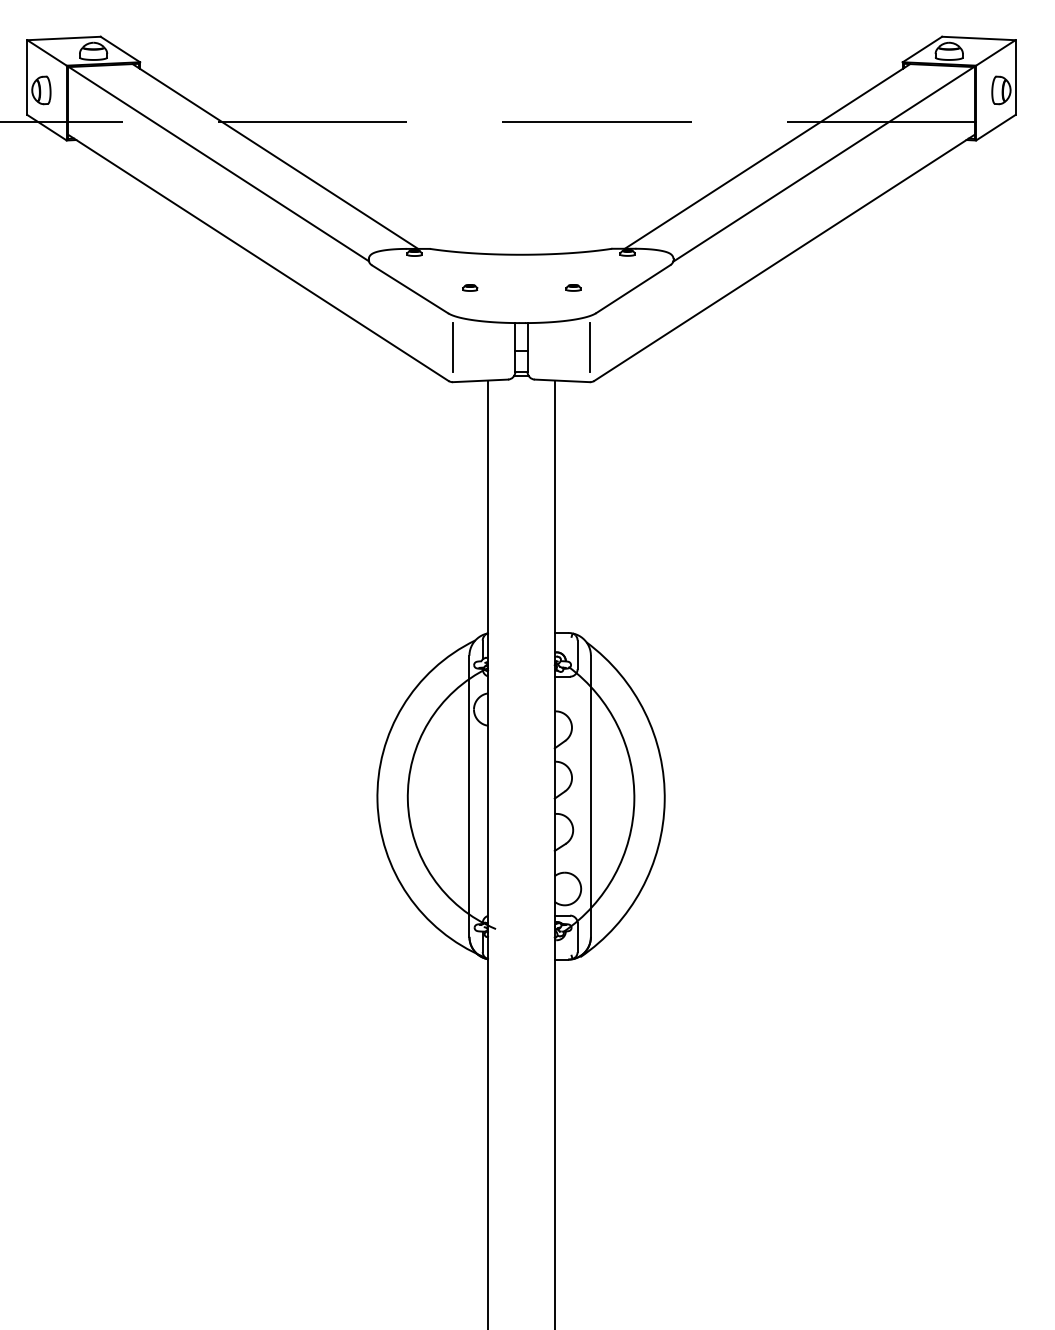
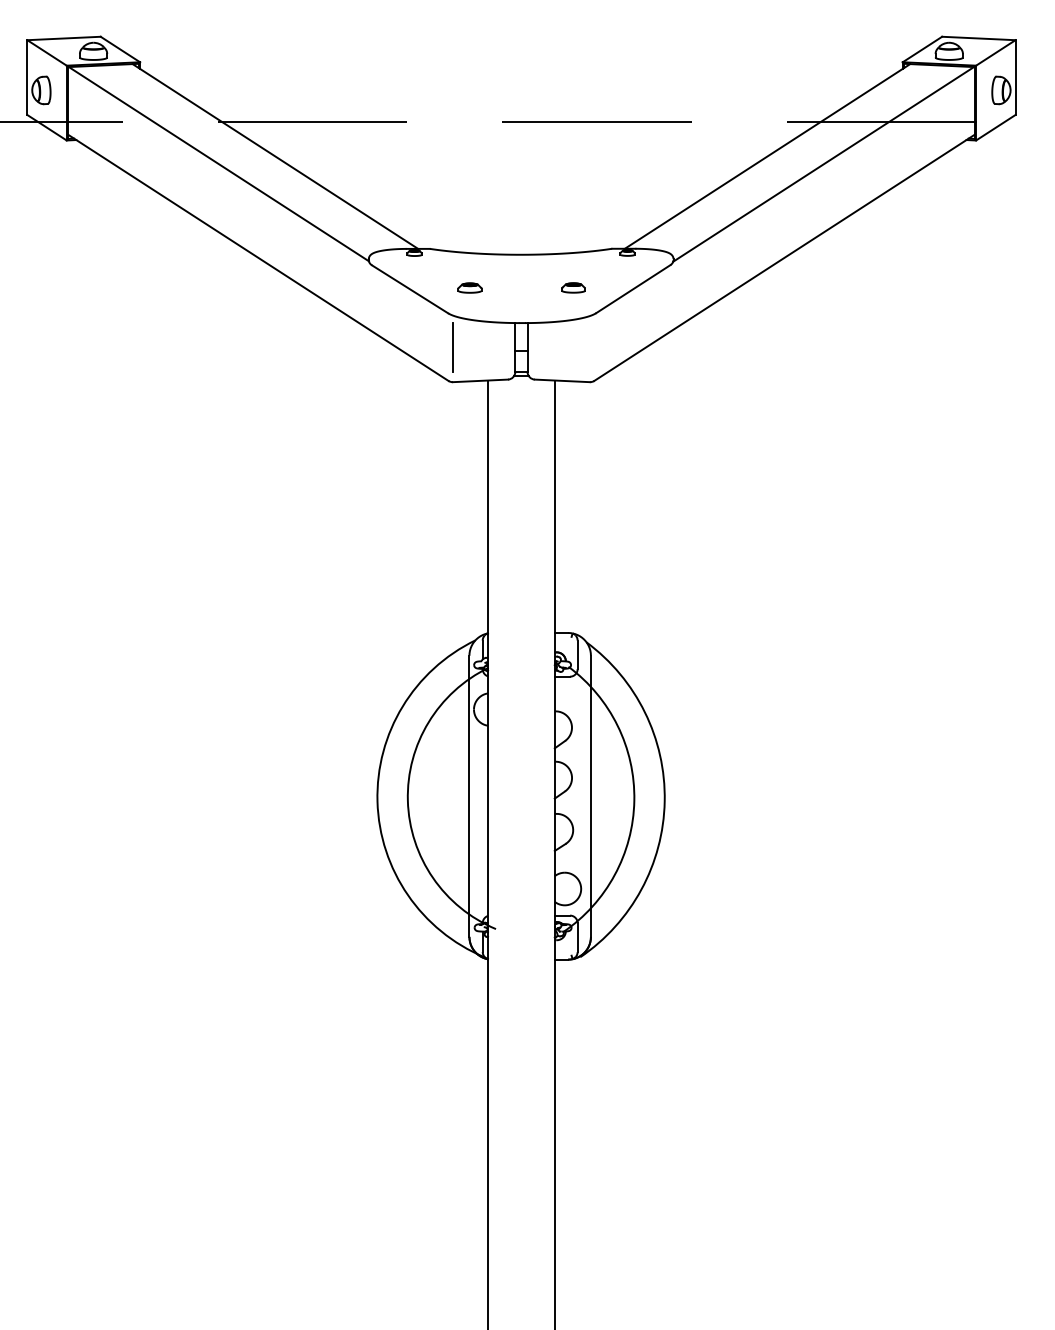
part size: 17x8 px -> 26x12 px (469, 287)
part size: 17x8 px -> 25x12 px (573, 287)
line: present -> none (590, 347)
